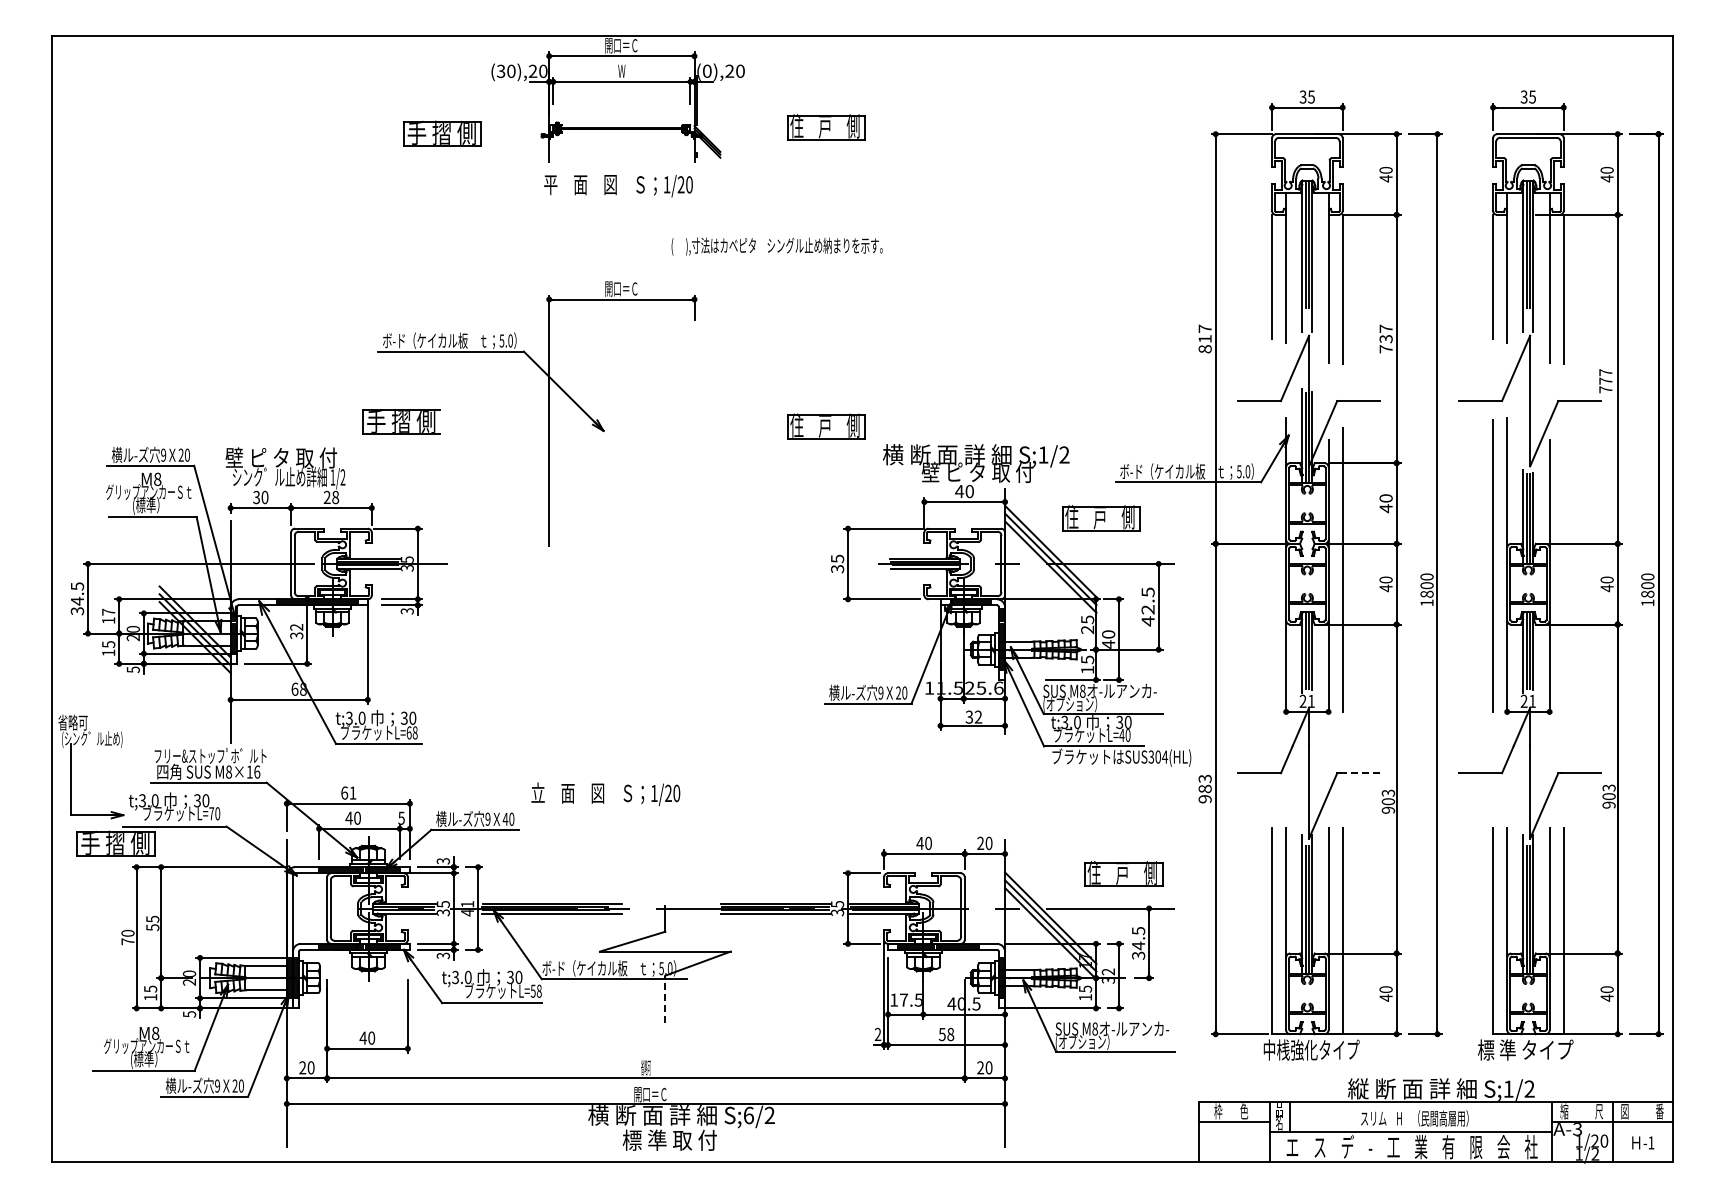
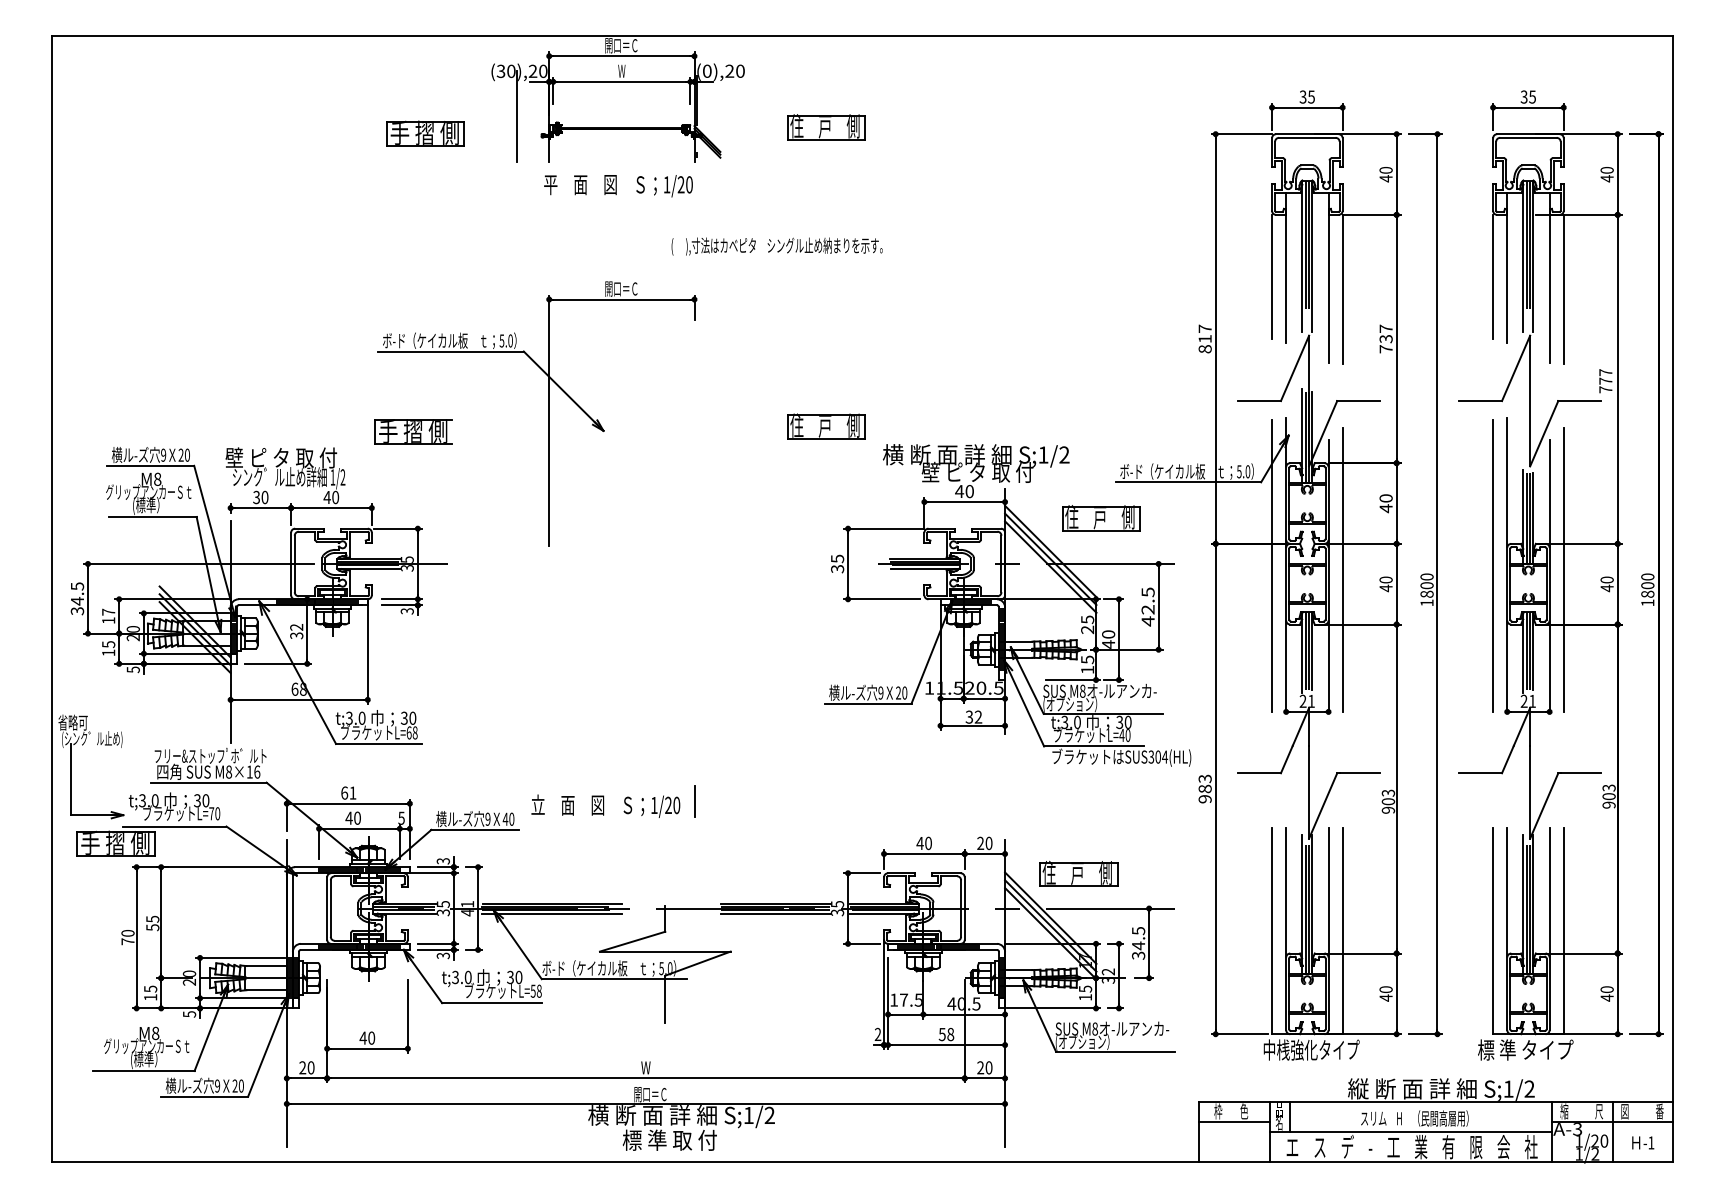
line: none -> present (516, 115)
part position: (442, 133) -> (425, 133) (425, 133)
part position: (401, 421) -> (413, 431) (413, 431)
text: 28 -> 40 (331, 496)
line: none -> present (1272, 565)
line: none -> present (1563, 569)
text: 25.6 -> 20.5 (989, 687)
line: dashed -> solid (1360, 773)
text position: (605, 793) -> (605, 805) (605, 805)
line: none -> present (694, 801)
part position: (1123, 873) -> (1078, 873) (1078, 873)
line: dashed -> solid (665, 999)
text: 省略可 -> W (645, 1067)
text: S;6/2 -> S;1/2 (748, 1115)
